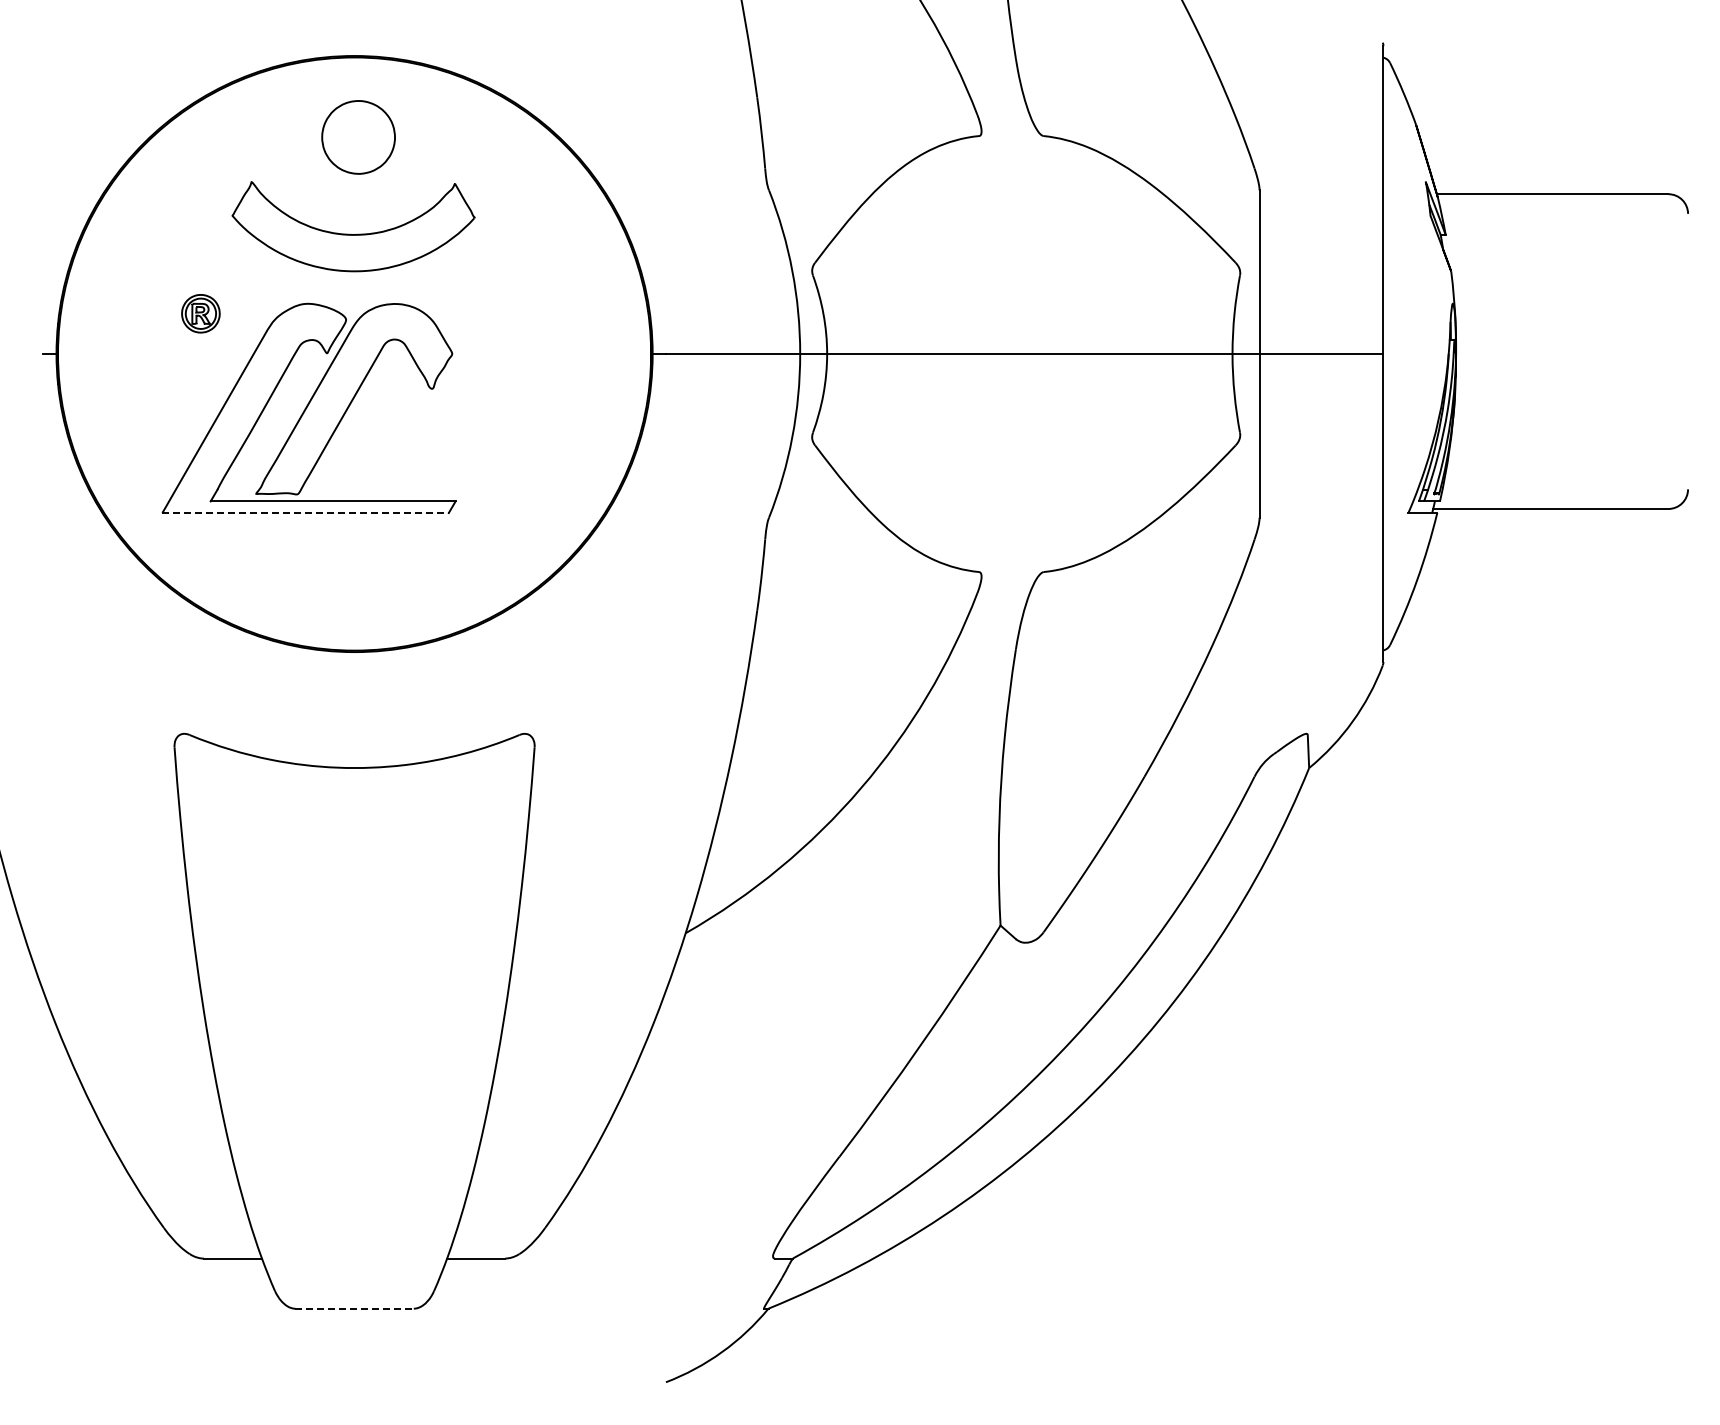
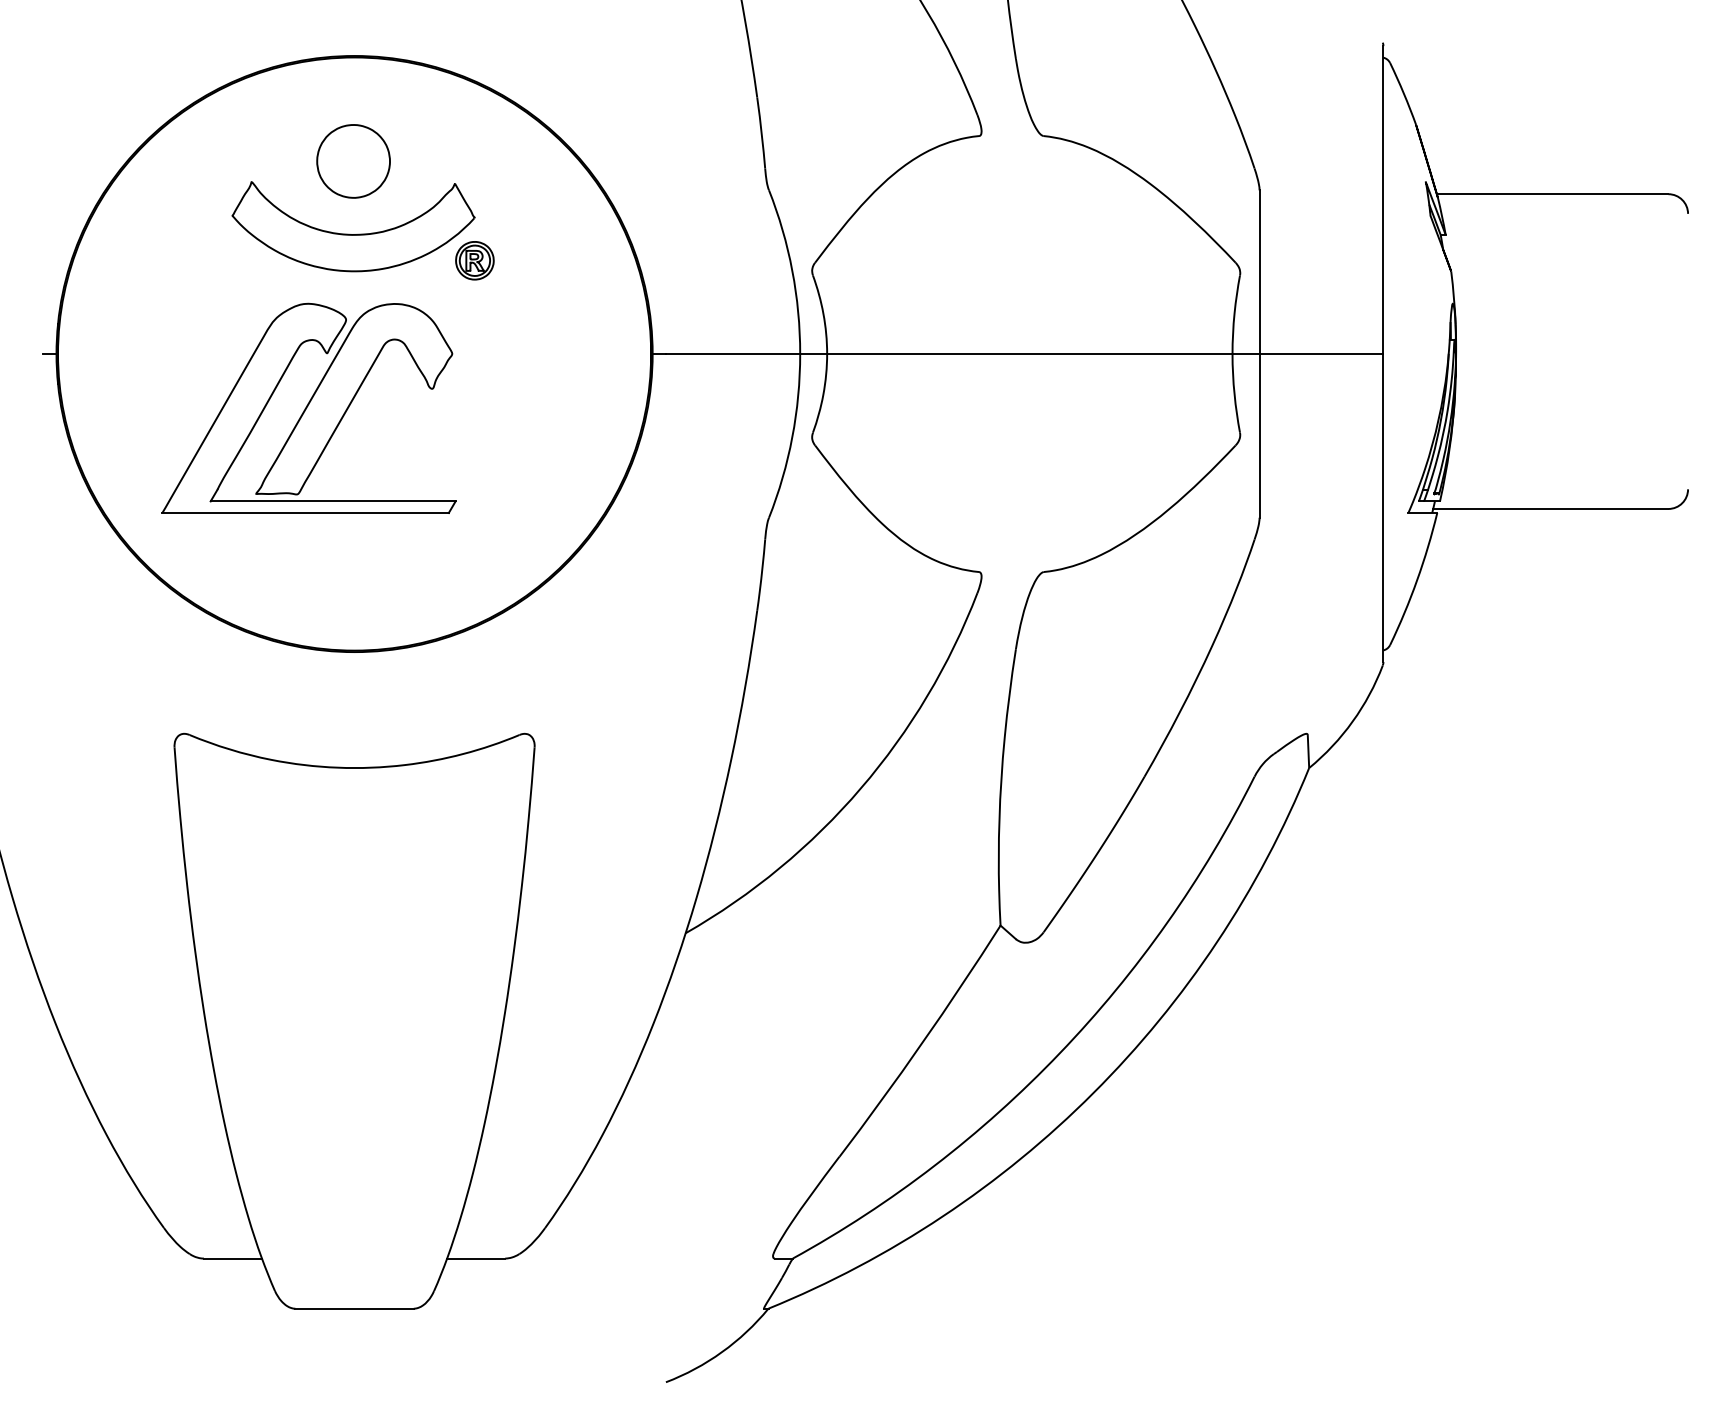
part position: (358, 137) -> (353, 161) (353, 161)
part position: (200, 313) -> (474, 260) (474, 260)
line: dashed -> solid (306, 513)
line: dashed -> solid (355, 1308)
